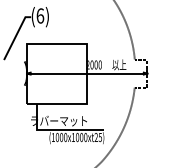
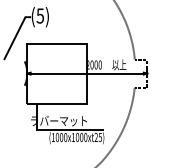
text: (6) -> (5) (40, 15)
